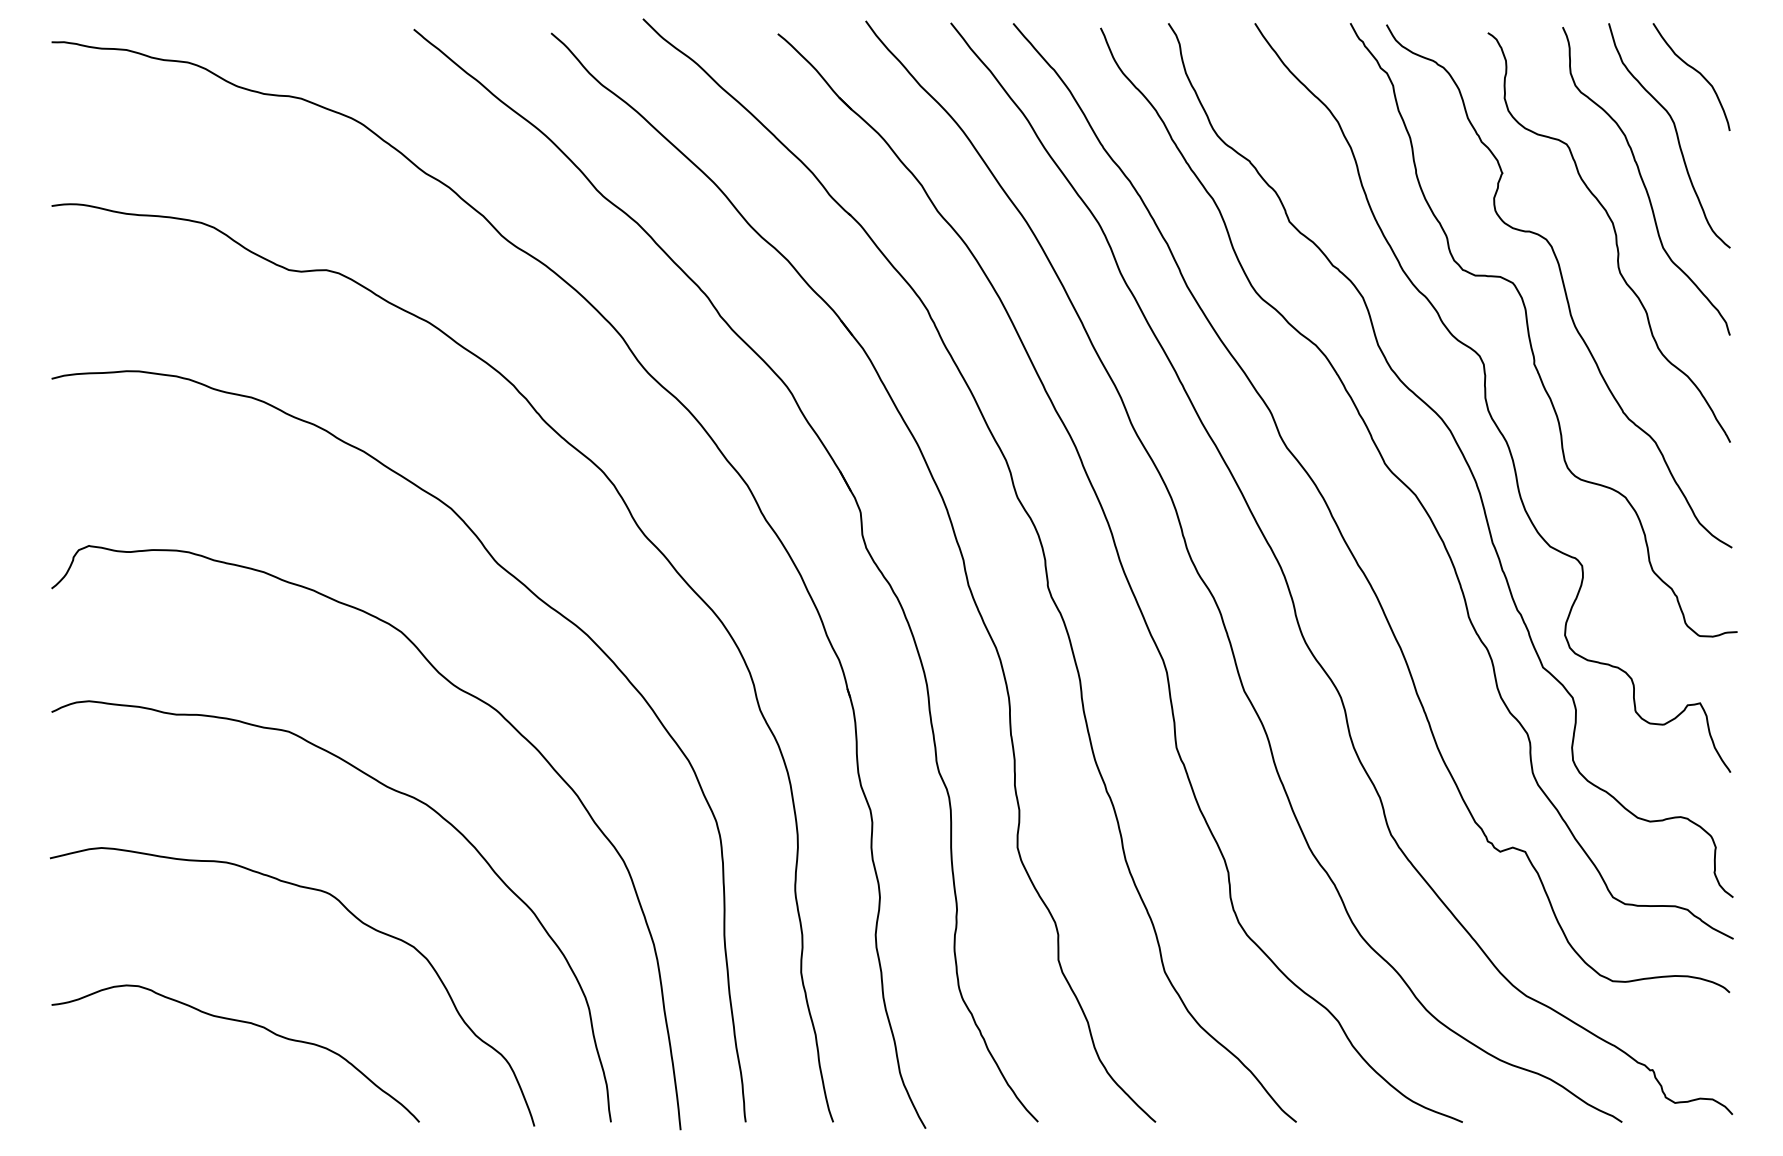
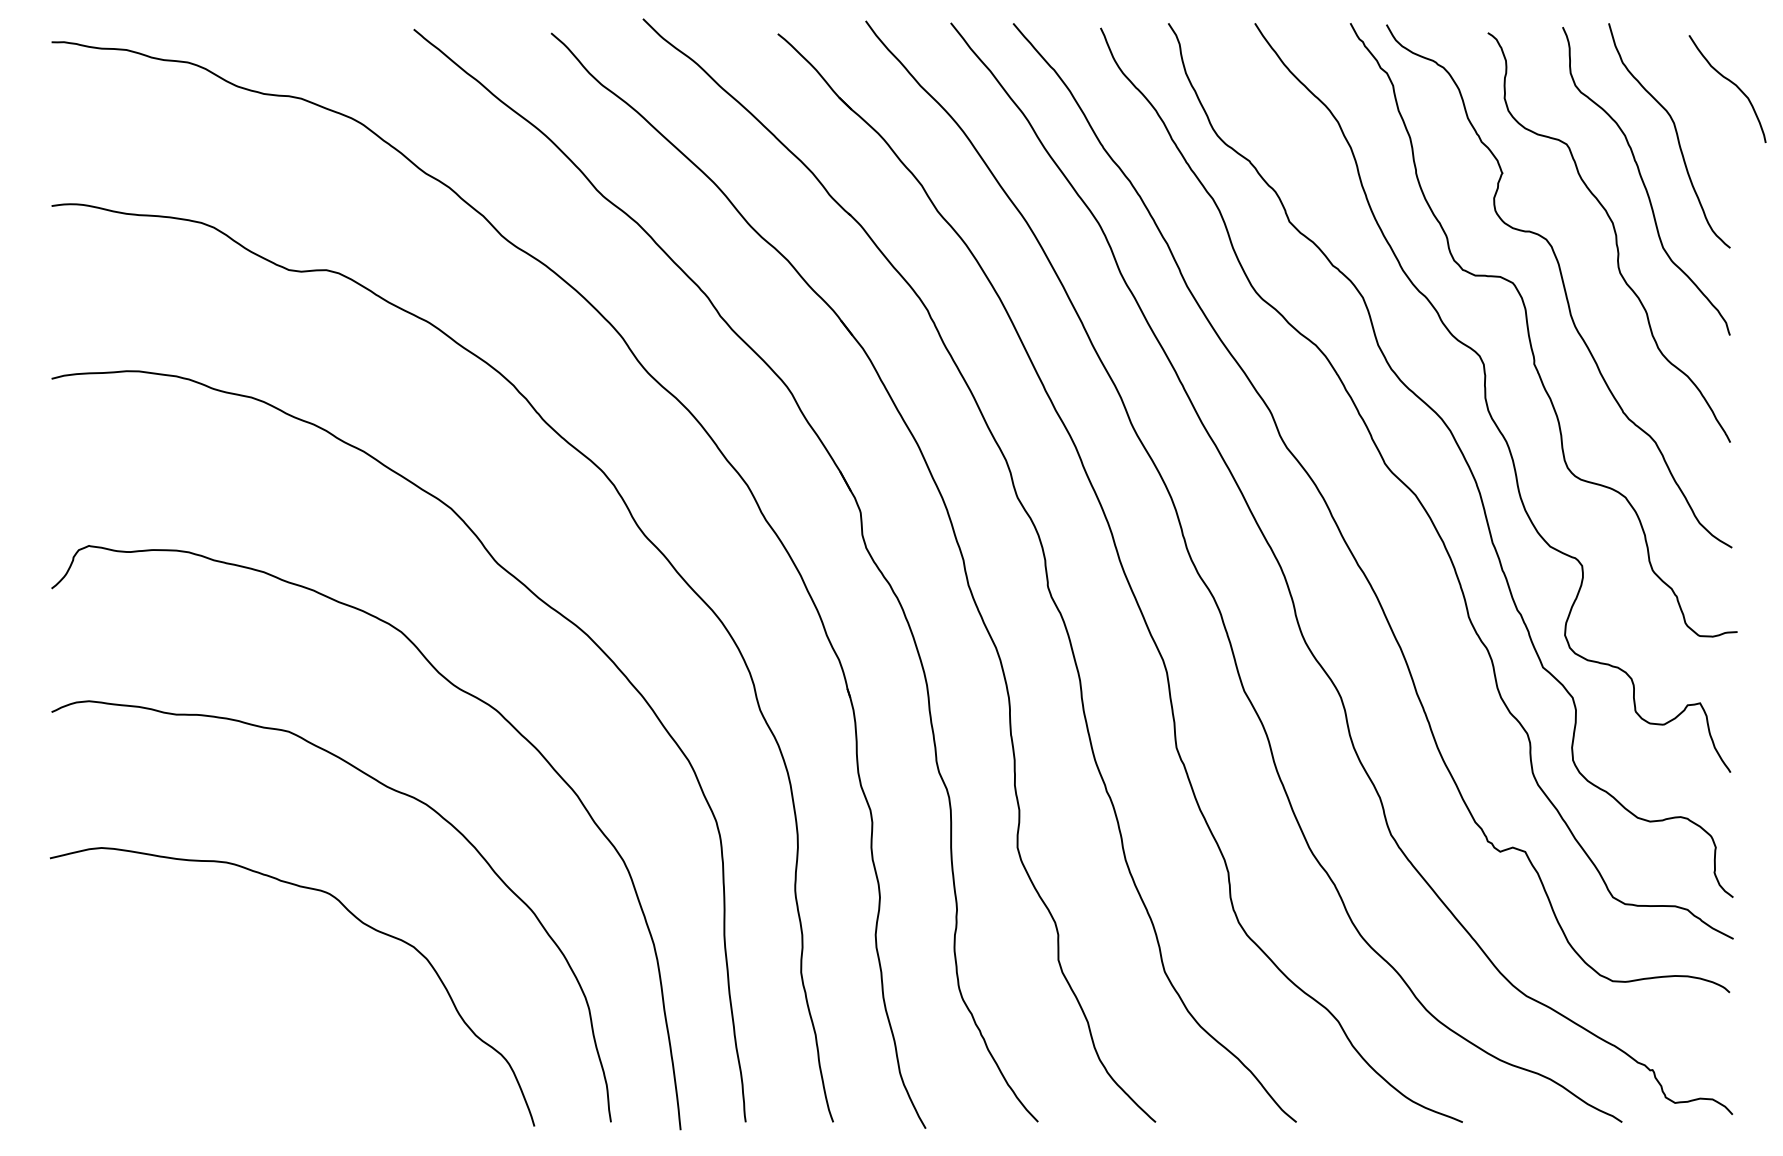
curve position: (1695, 71) -> (1731, 83) (1731, 83)
curve: present -> none (241, 1022)
